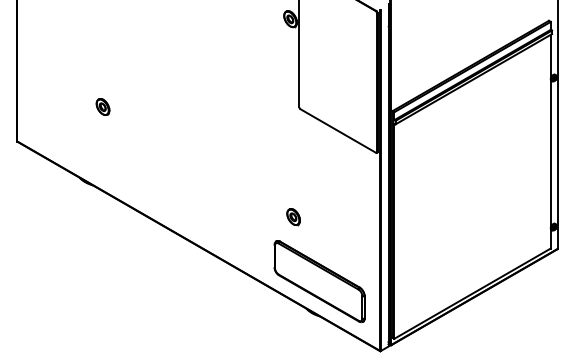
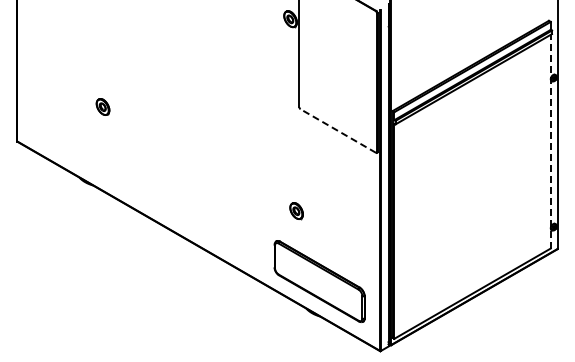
line: solid -> dashed (338, 131)
line: solid -> dashed (550, 141)
part position: (293, 217) -> (296, 211) (296, 211)
